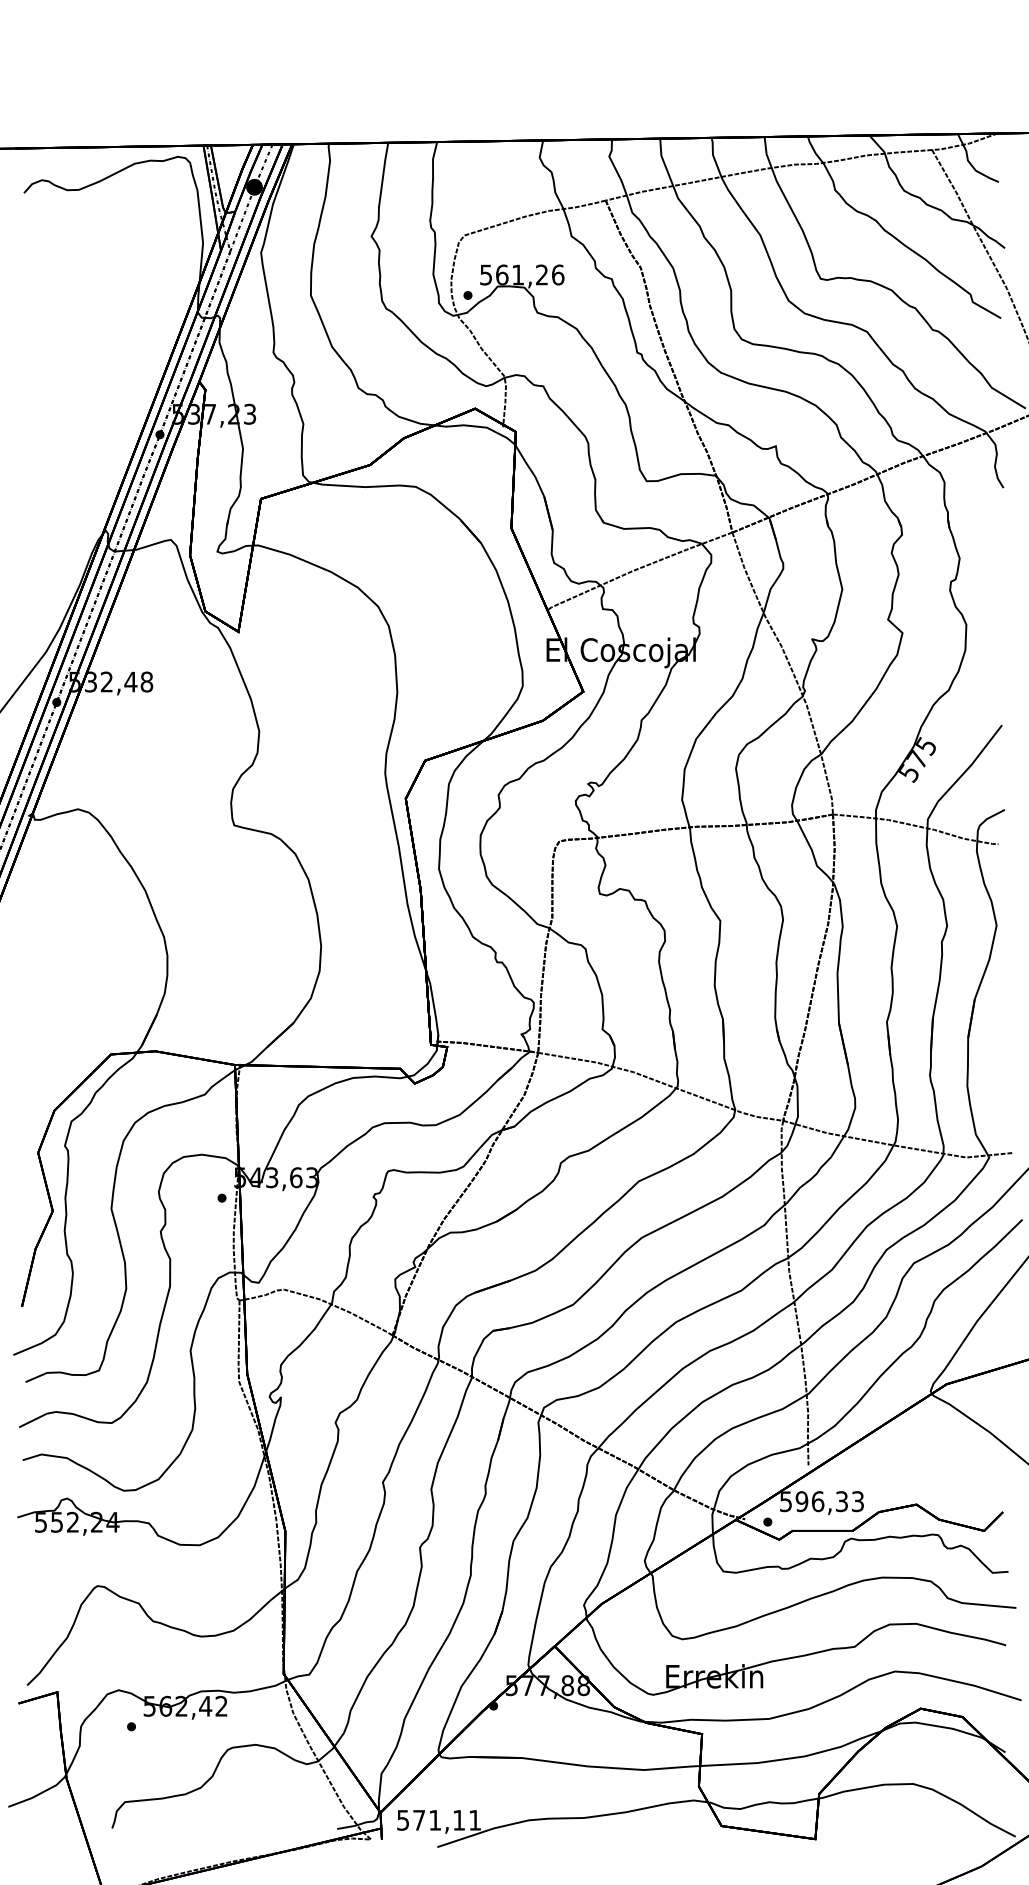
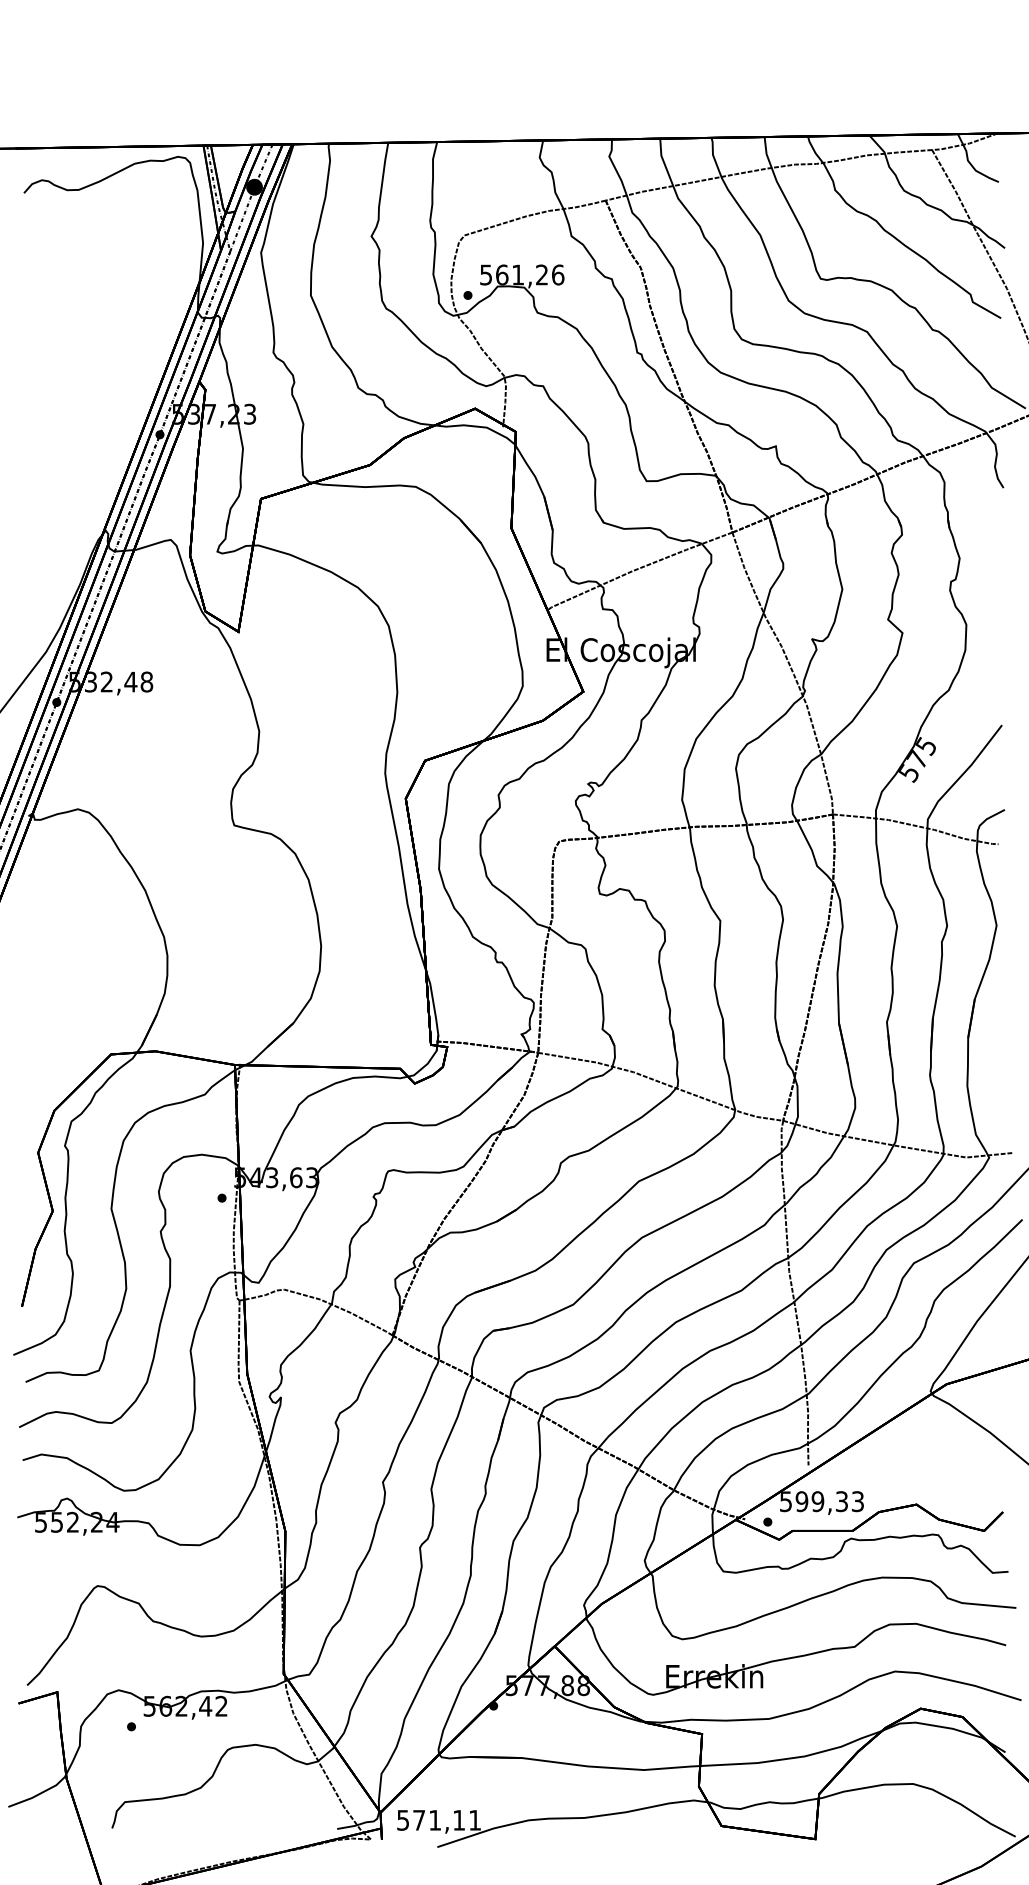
text: 596,33 -> 599,33 (817, 1501)
